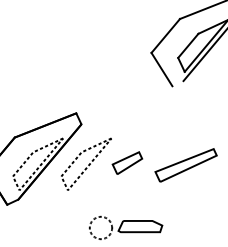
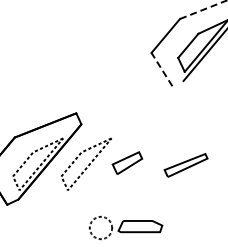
line: solid -> dashed (203, 9)
line: solid -> dashed (161, 69)
part size: 64x35 px -> 46x25 px (185, 165)
